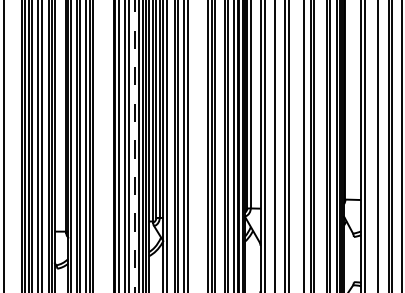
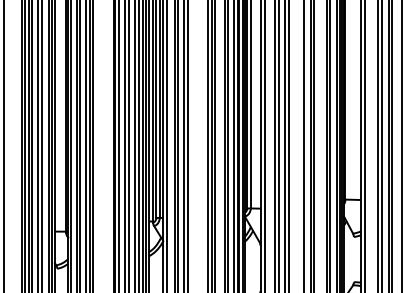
line: none -> present (279, 145)
line: none -> present (382, 145)
line: dashed -> solid (134, 146)
